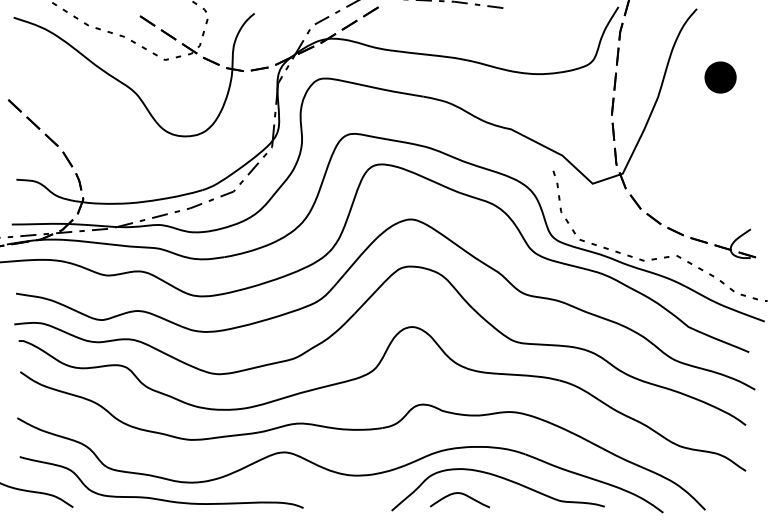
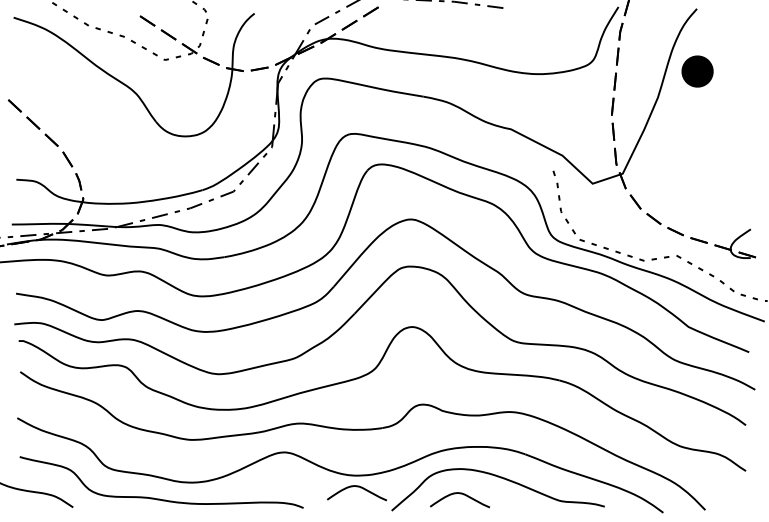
part position: (720, 77) -> (697, 71) (697, 71)
curve: none -> present (356, 487)
